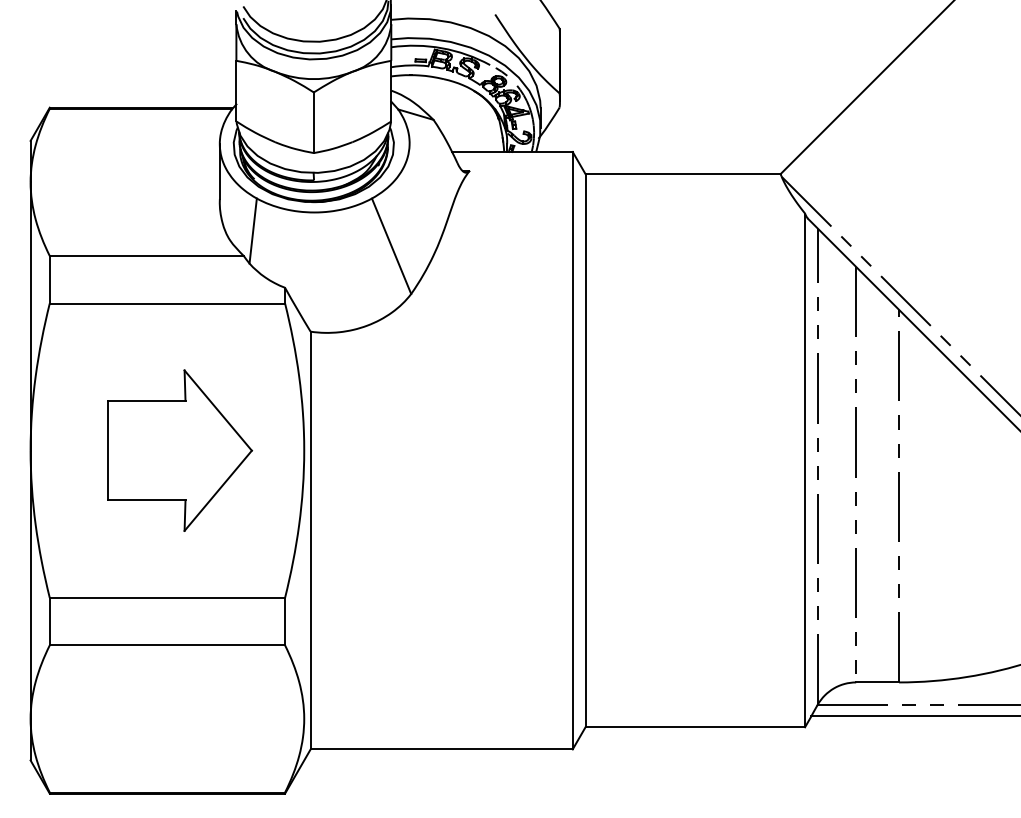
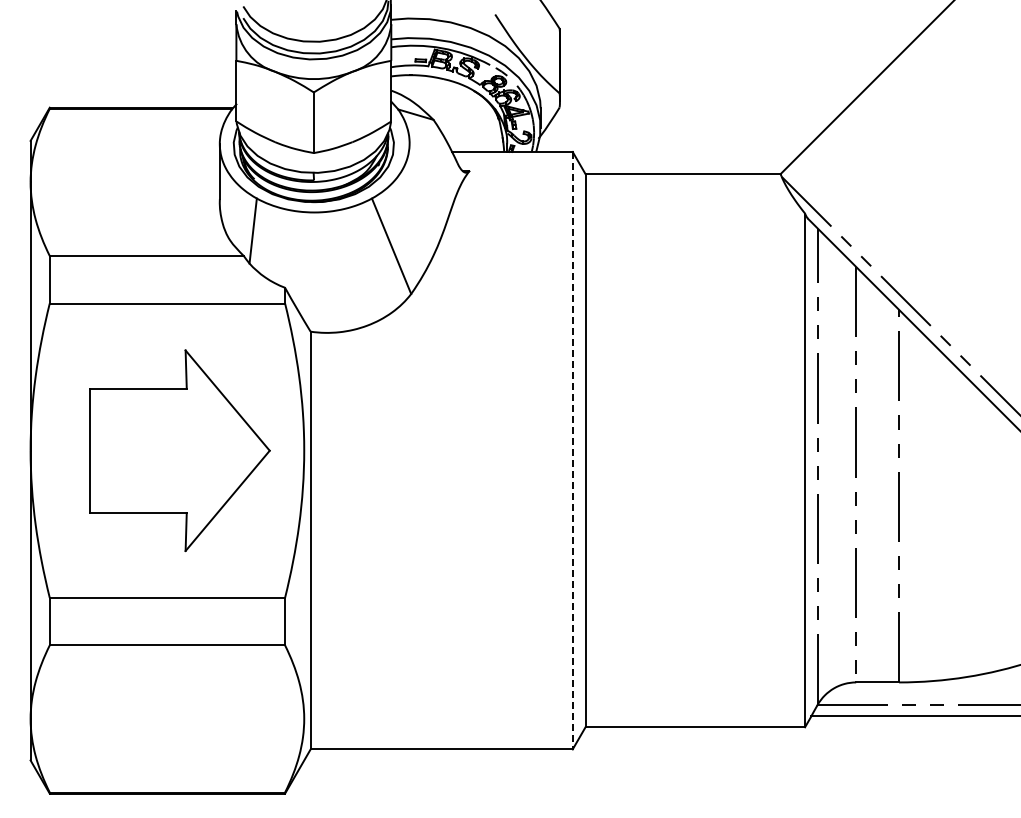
part size: 147x163 px -> 182x204 px (179, 450)
line: solid -> dashed (572, 450)
